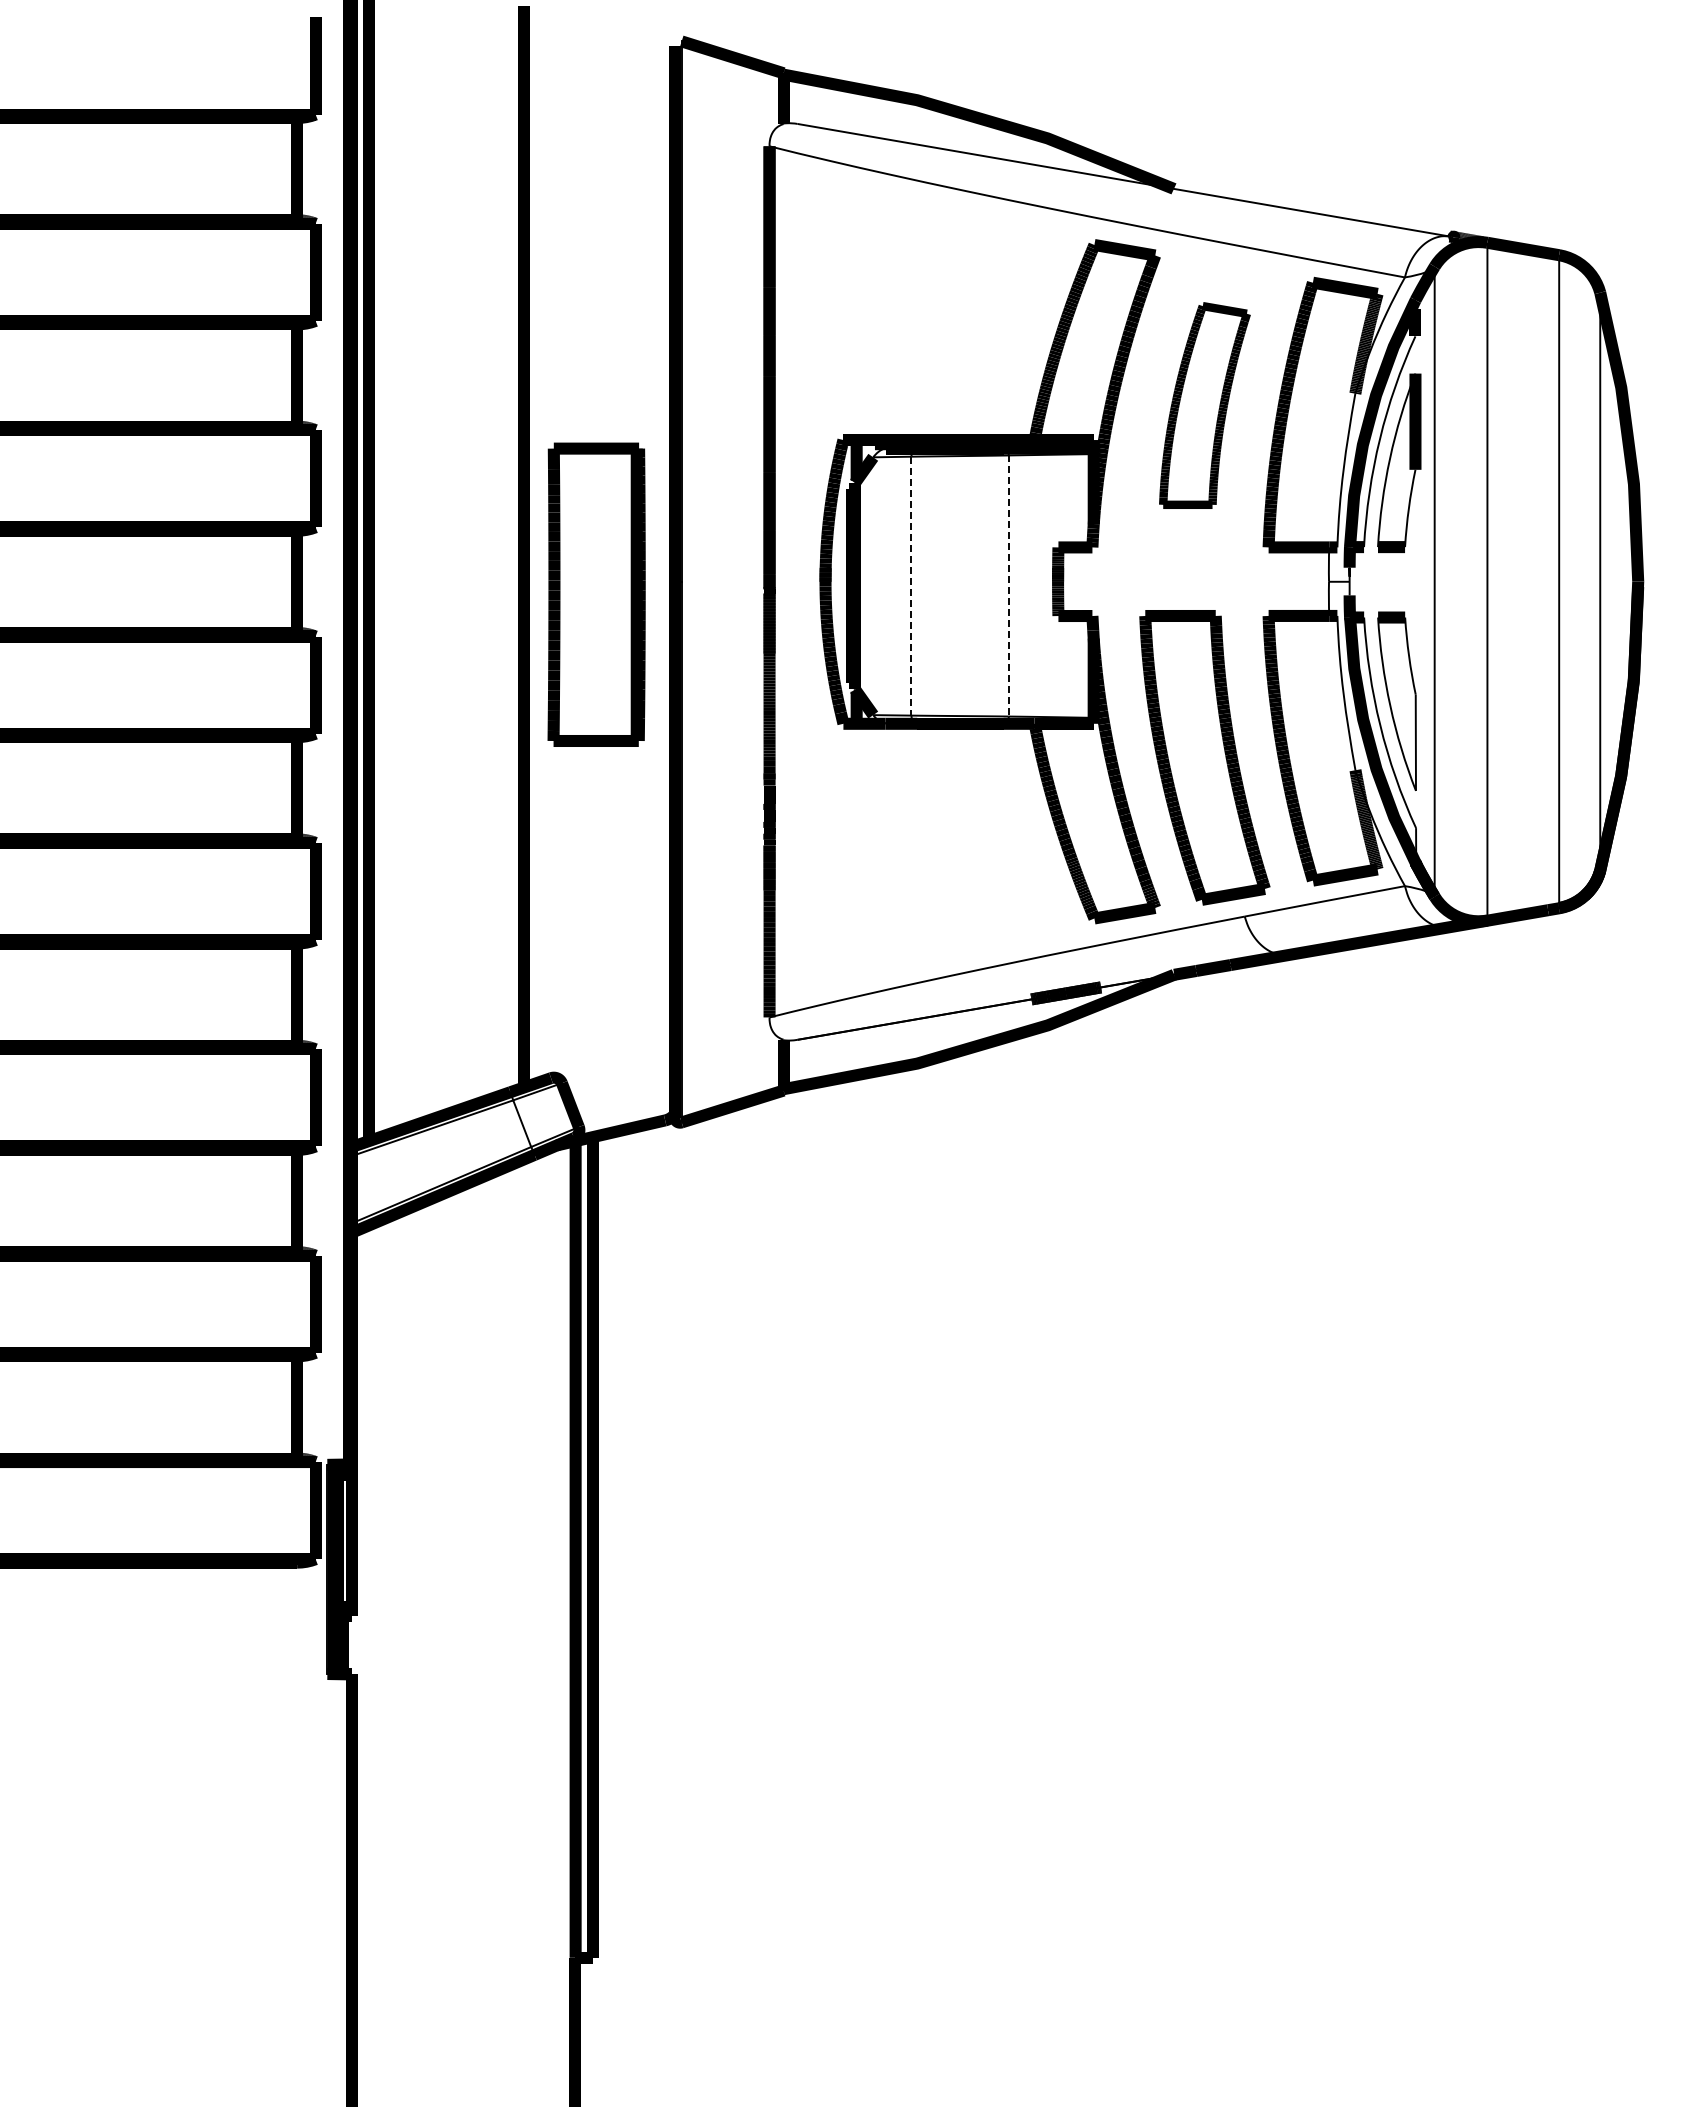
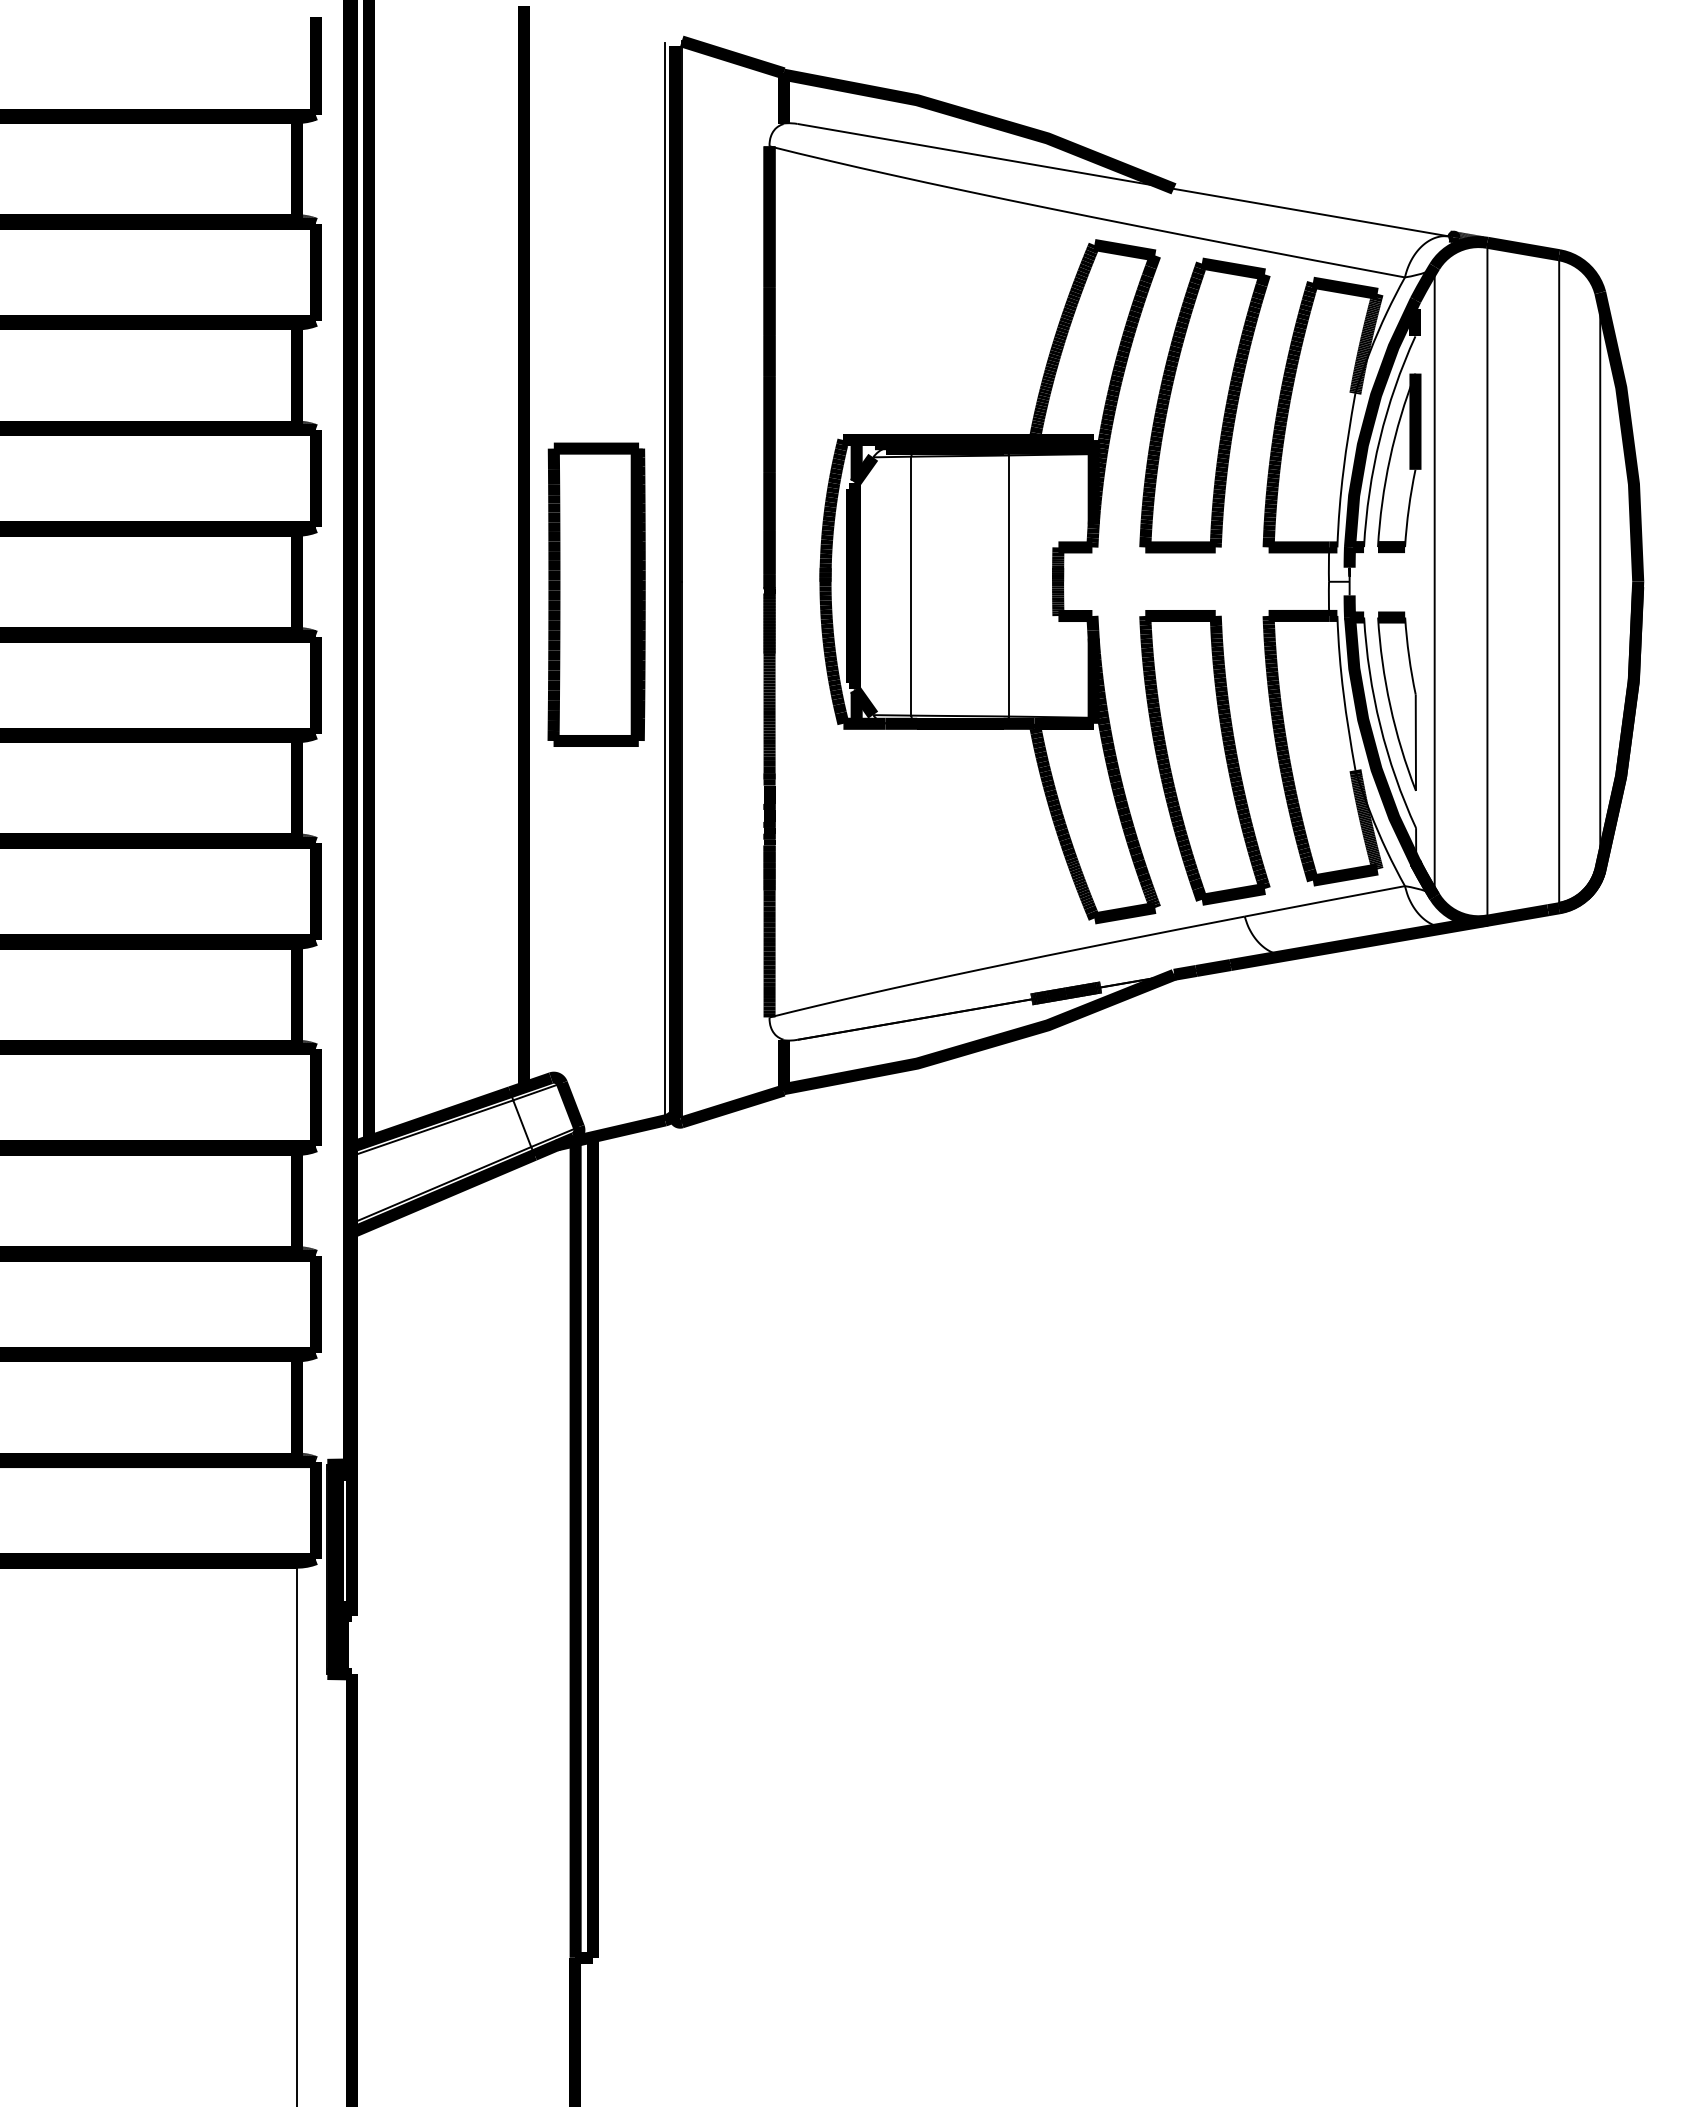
part size: 92x207 px -> 132x297 px (1204, 405)
line: none -> present (665, 581)
line: dashed -> solid (911, 586)
line: dashed -> solid (1008, 586)
line: none -> present (297, 1832)
